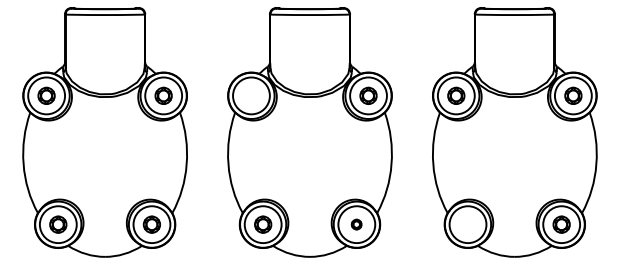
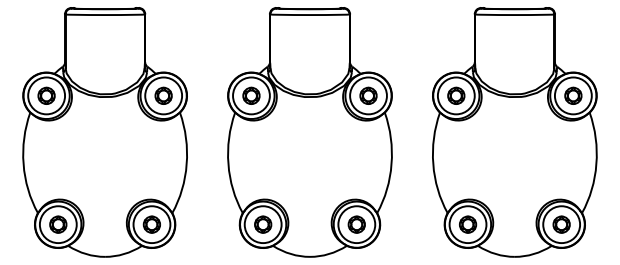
part: none -> present (251, 95)
part size: 13x13 px -> 19x19 px (356, 224)
part: none -> present (468, 224)
